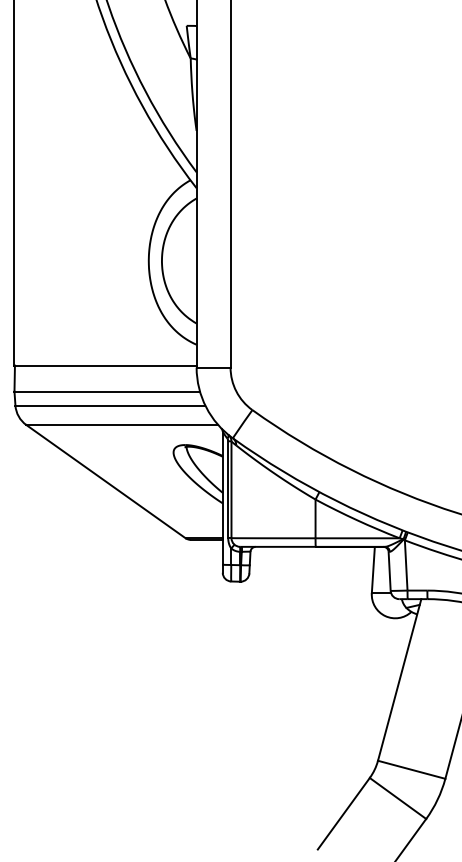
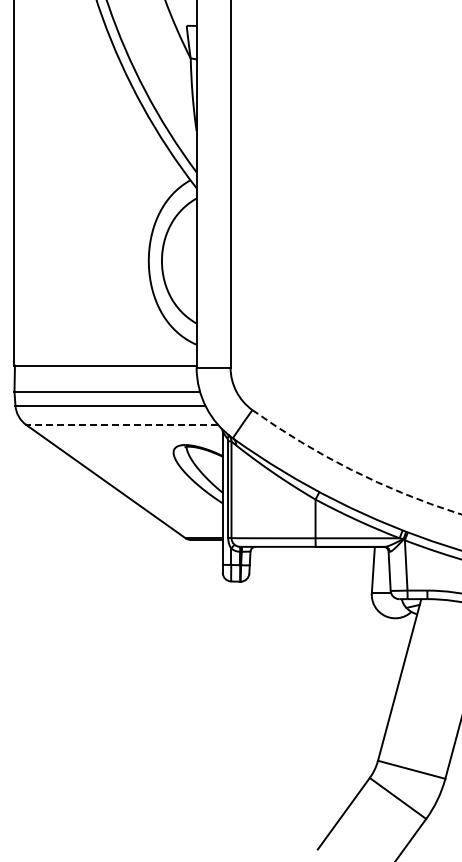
line: solid -> dashed (122, 425)
arc: solid -> dashed (353, 470)
